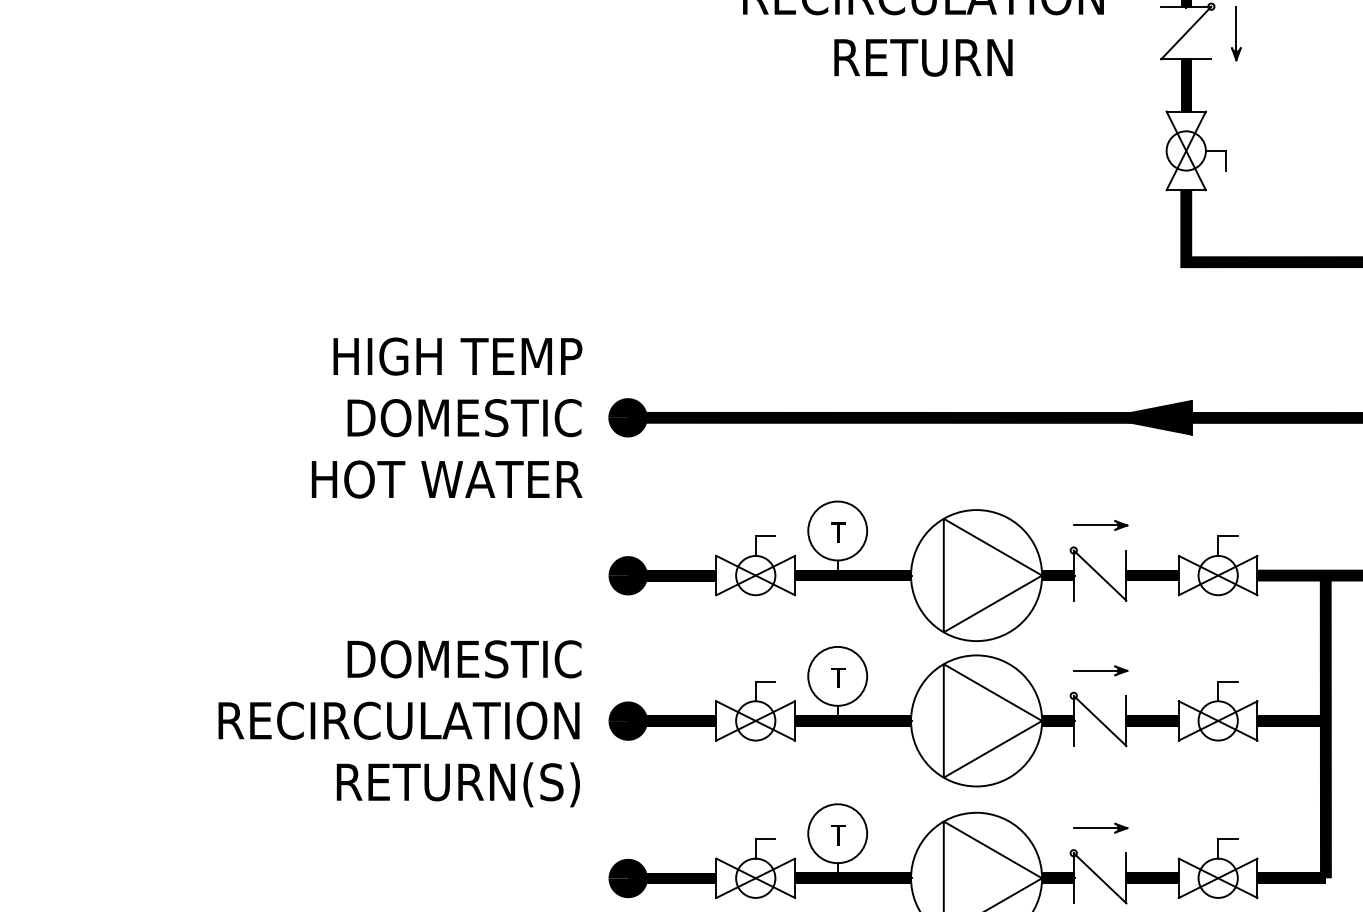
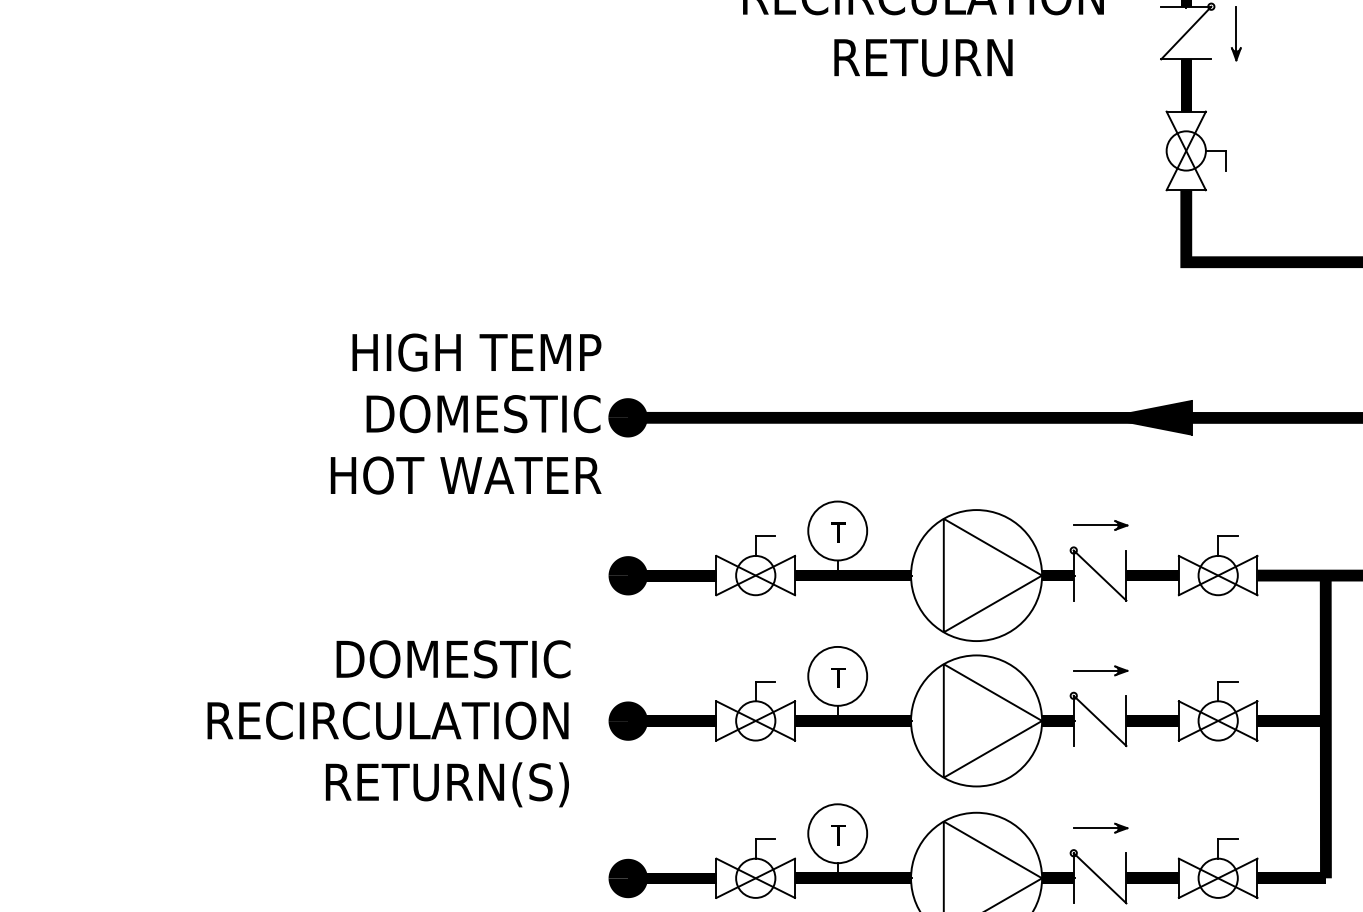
text position: (446, 417) -> (465, 413) (465, 413)
text position: (399, 723) -> (388, 723) (388, 723)
